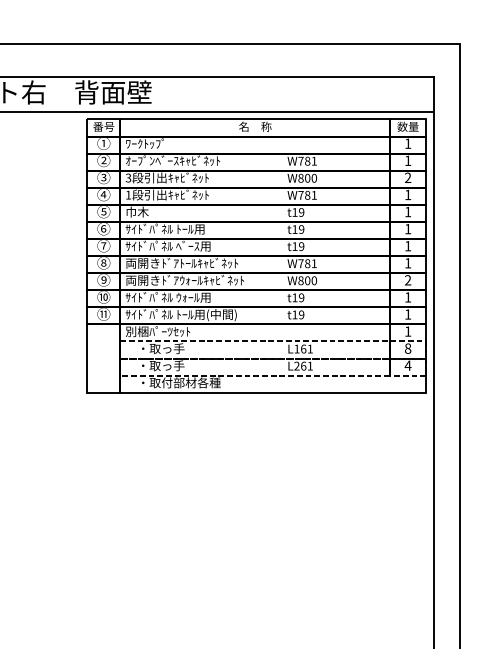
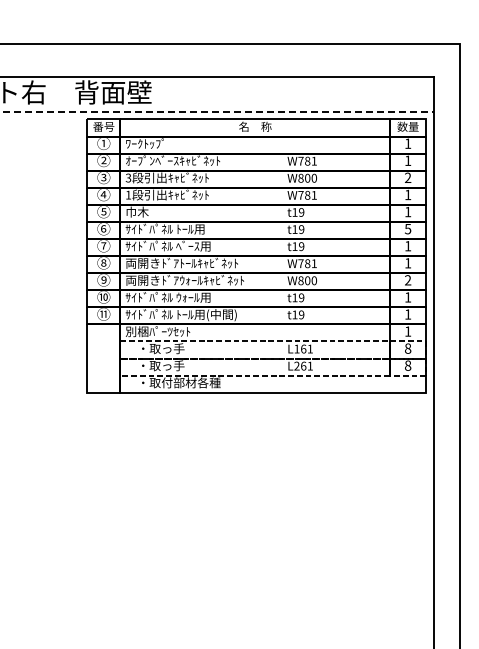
line: solid -> dashed (217, 111)
text: 1 -> 5 (408, 229)
text: 4 -> 8 (407, 365)
